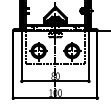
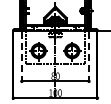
line: solid -> dashed (21, 57)
line: solid -> dashed (89, 57)
